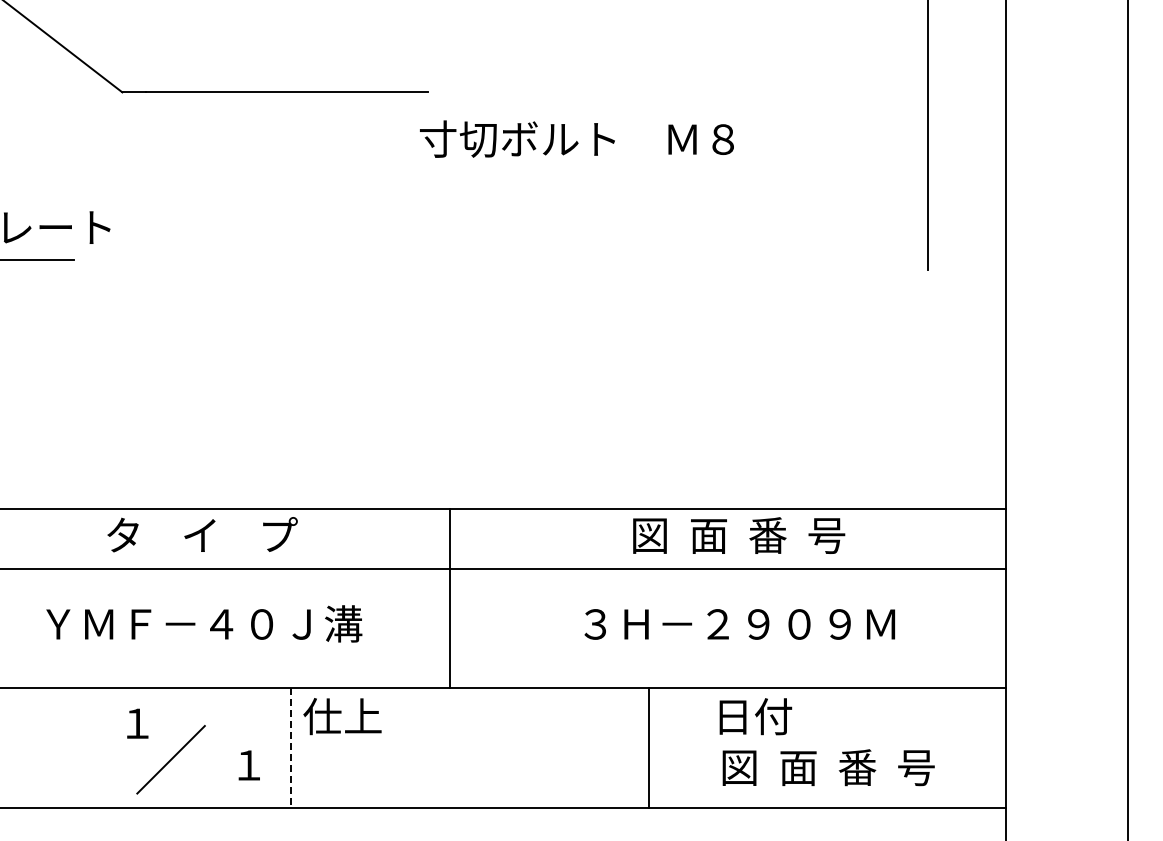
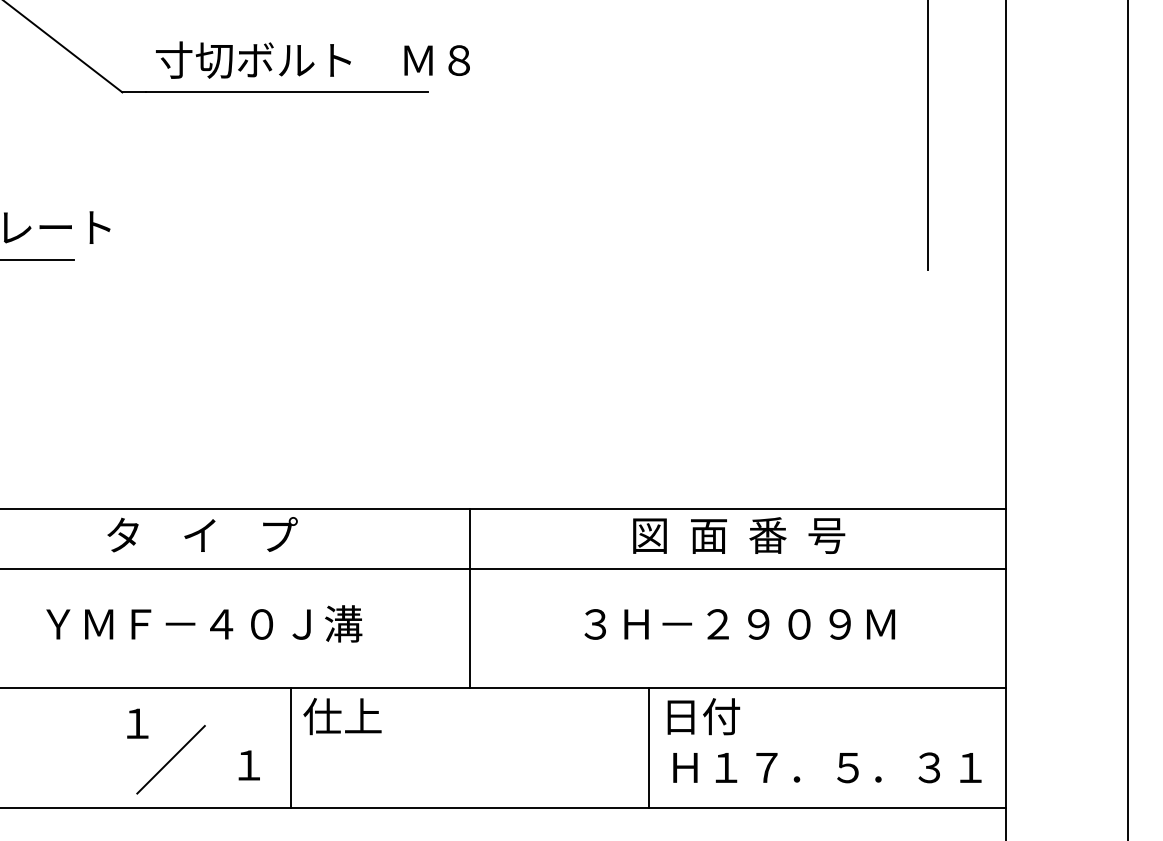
text position: (576, 138) -> (312, 59) (312, 59)
line position: (449, 598) -> (469, 598) (469, 598)
text position: (755, 716) -> (703, 716) (703, 716)
line: dashed -> solid (290, 747)
text: 図  面  番  号 -> Ｈ１７．５．３１ (827, 767)
